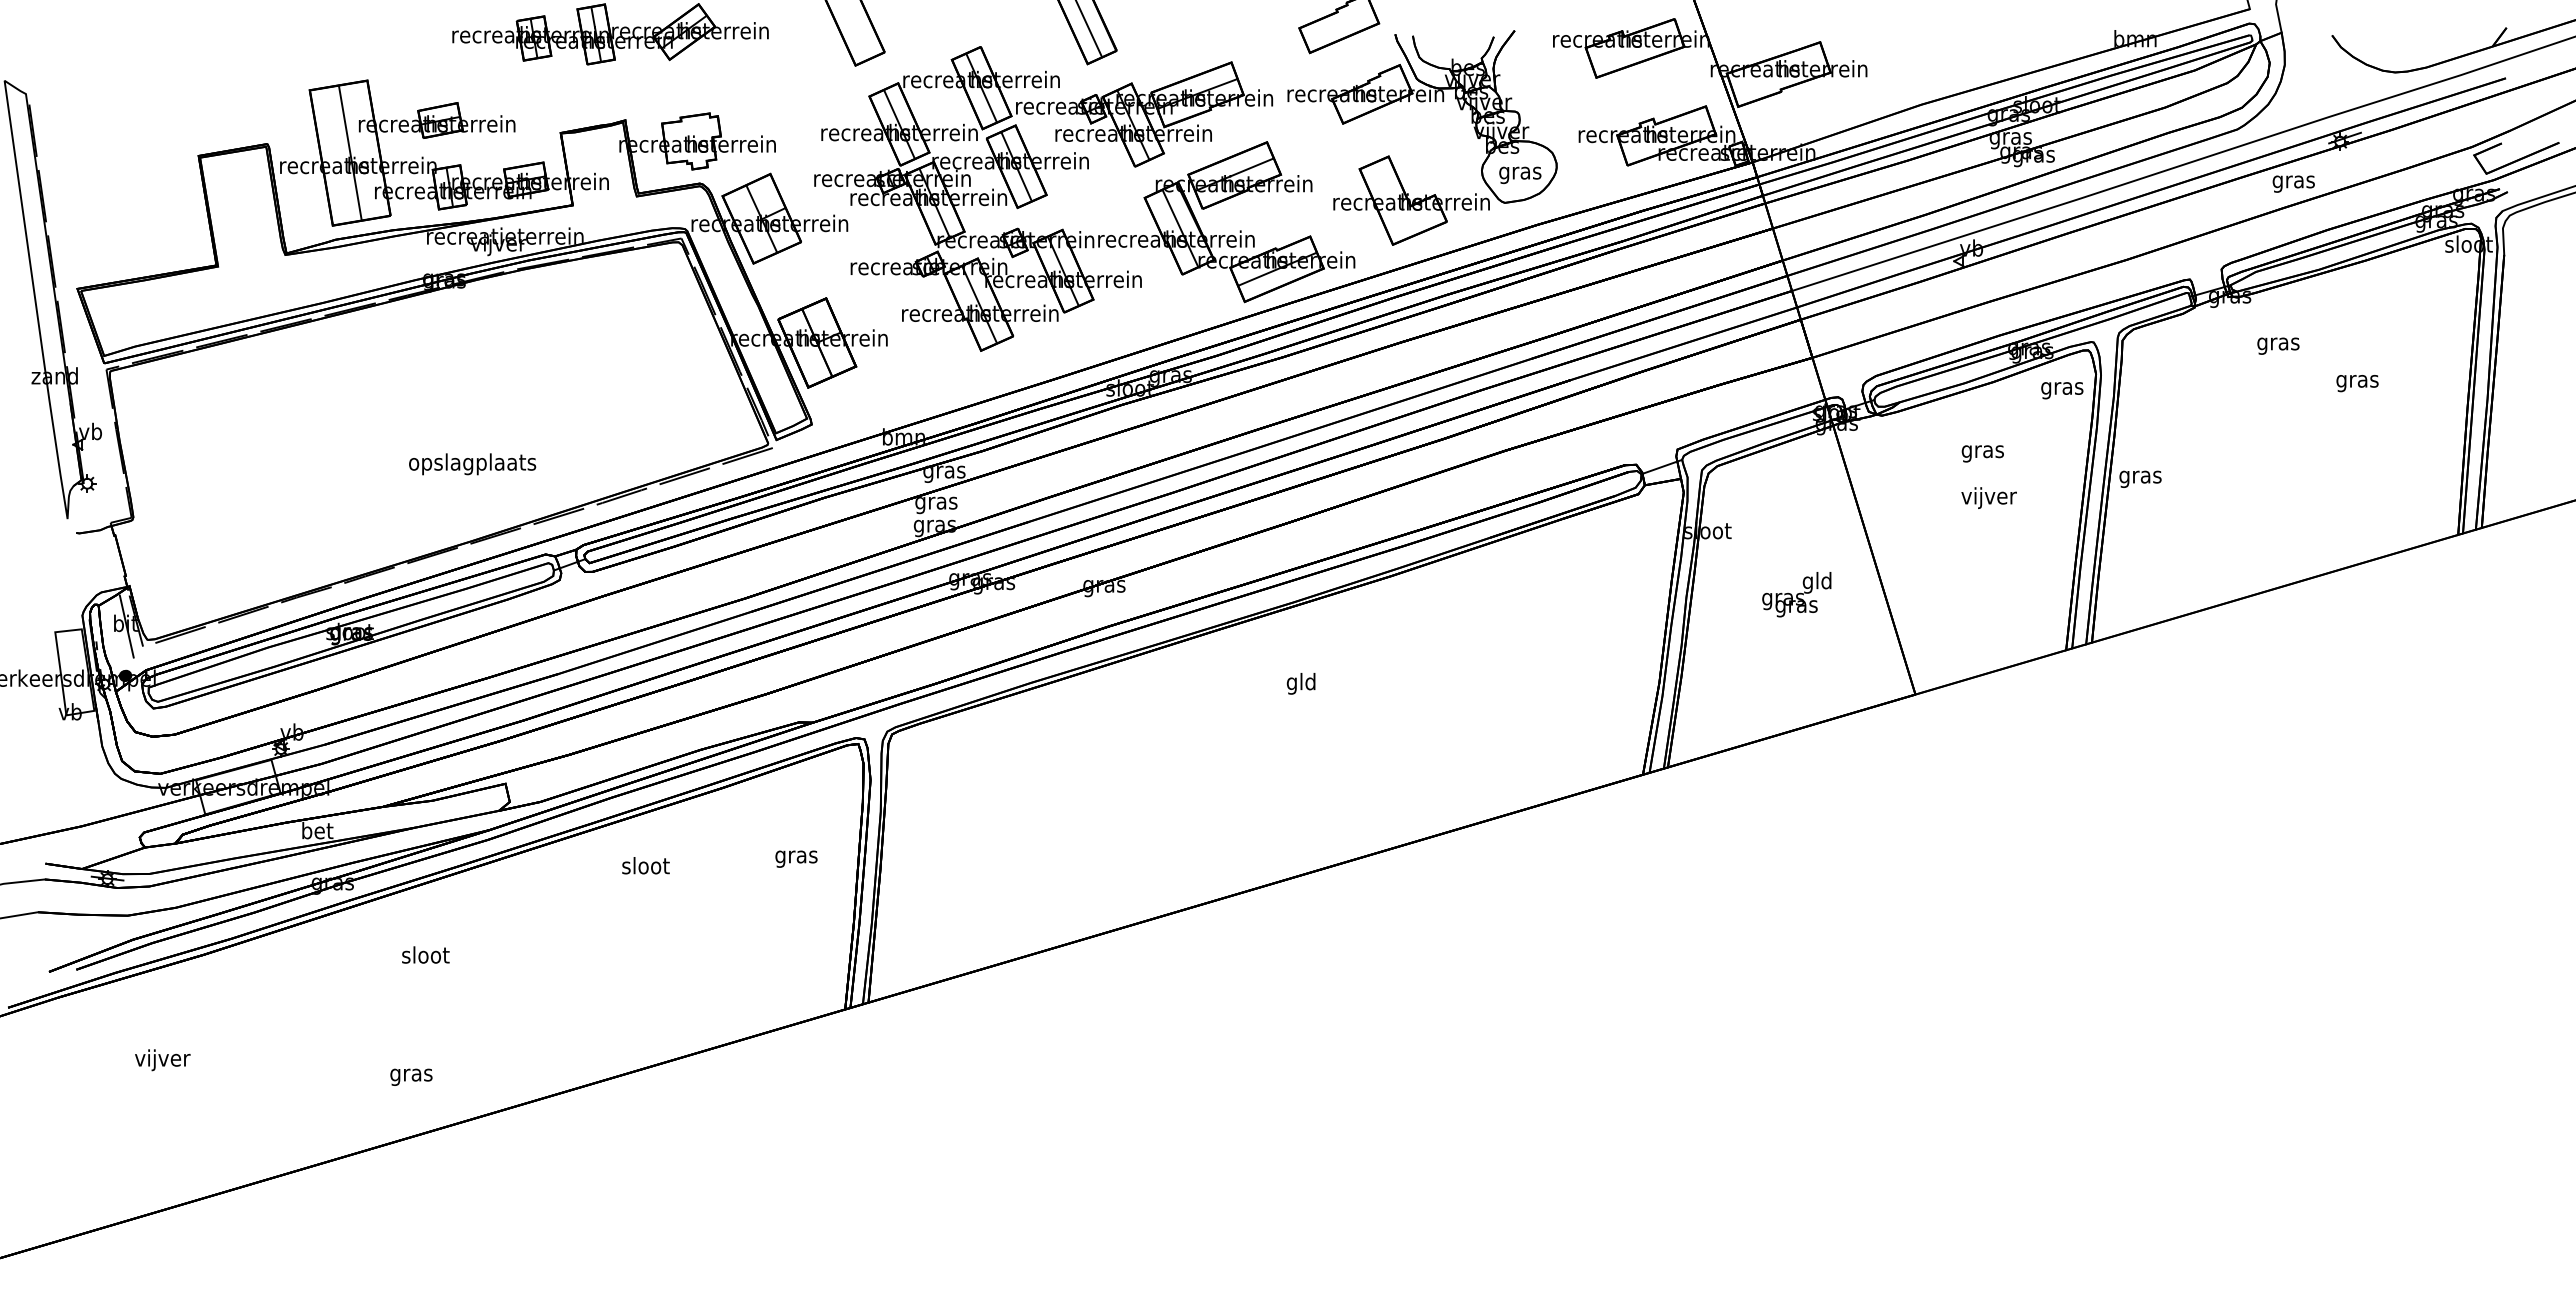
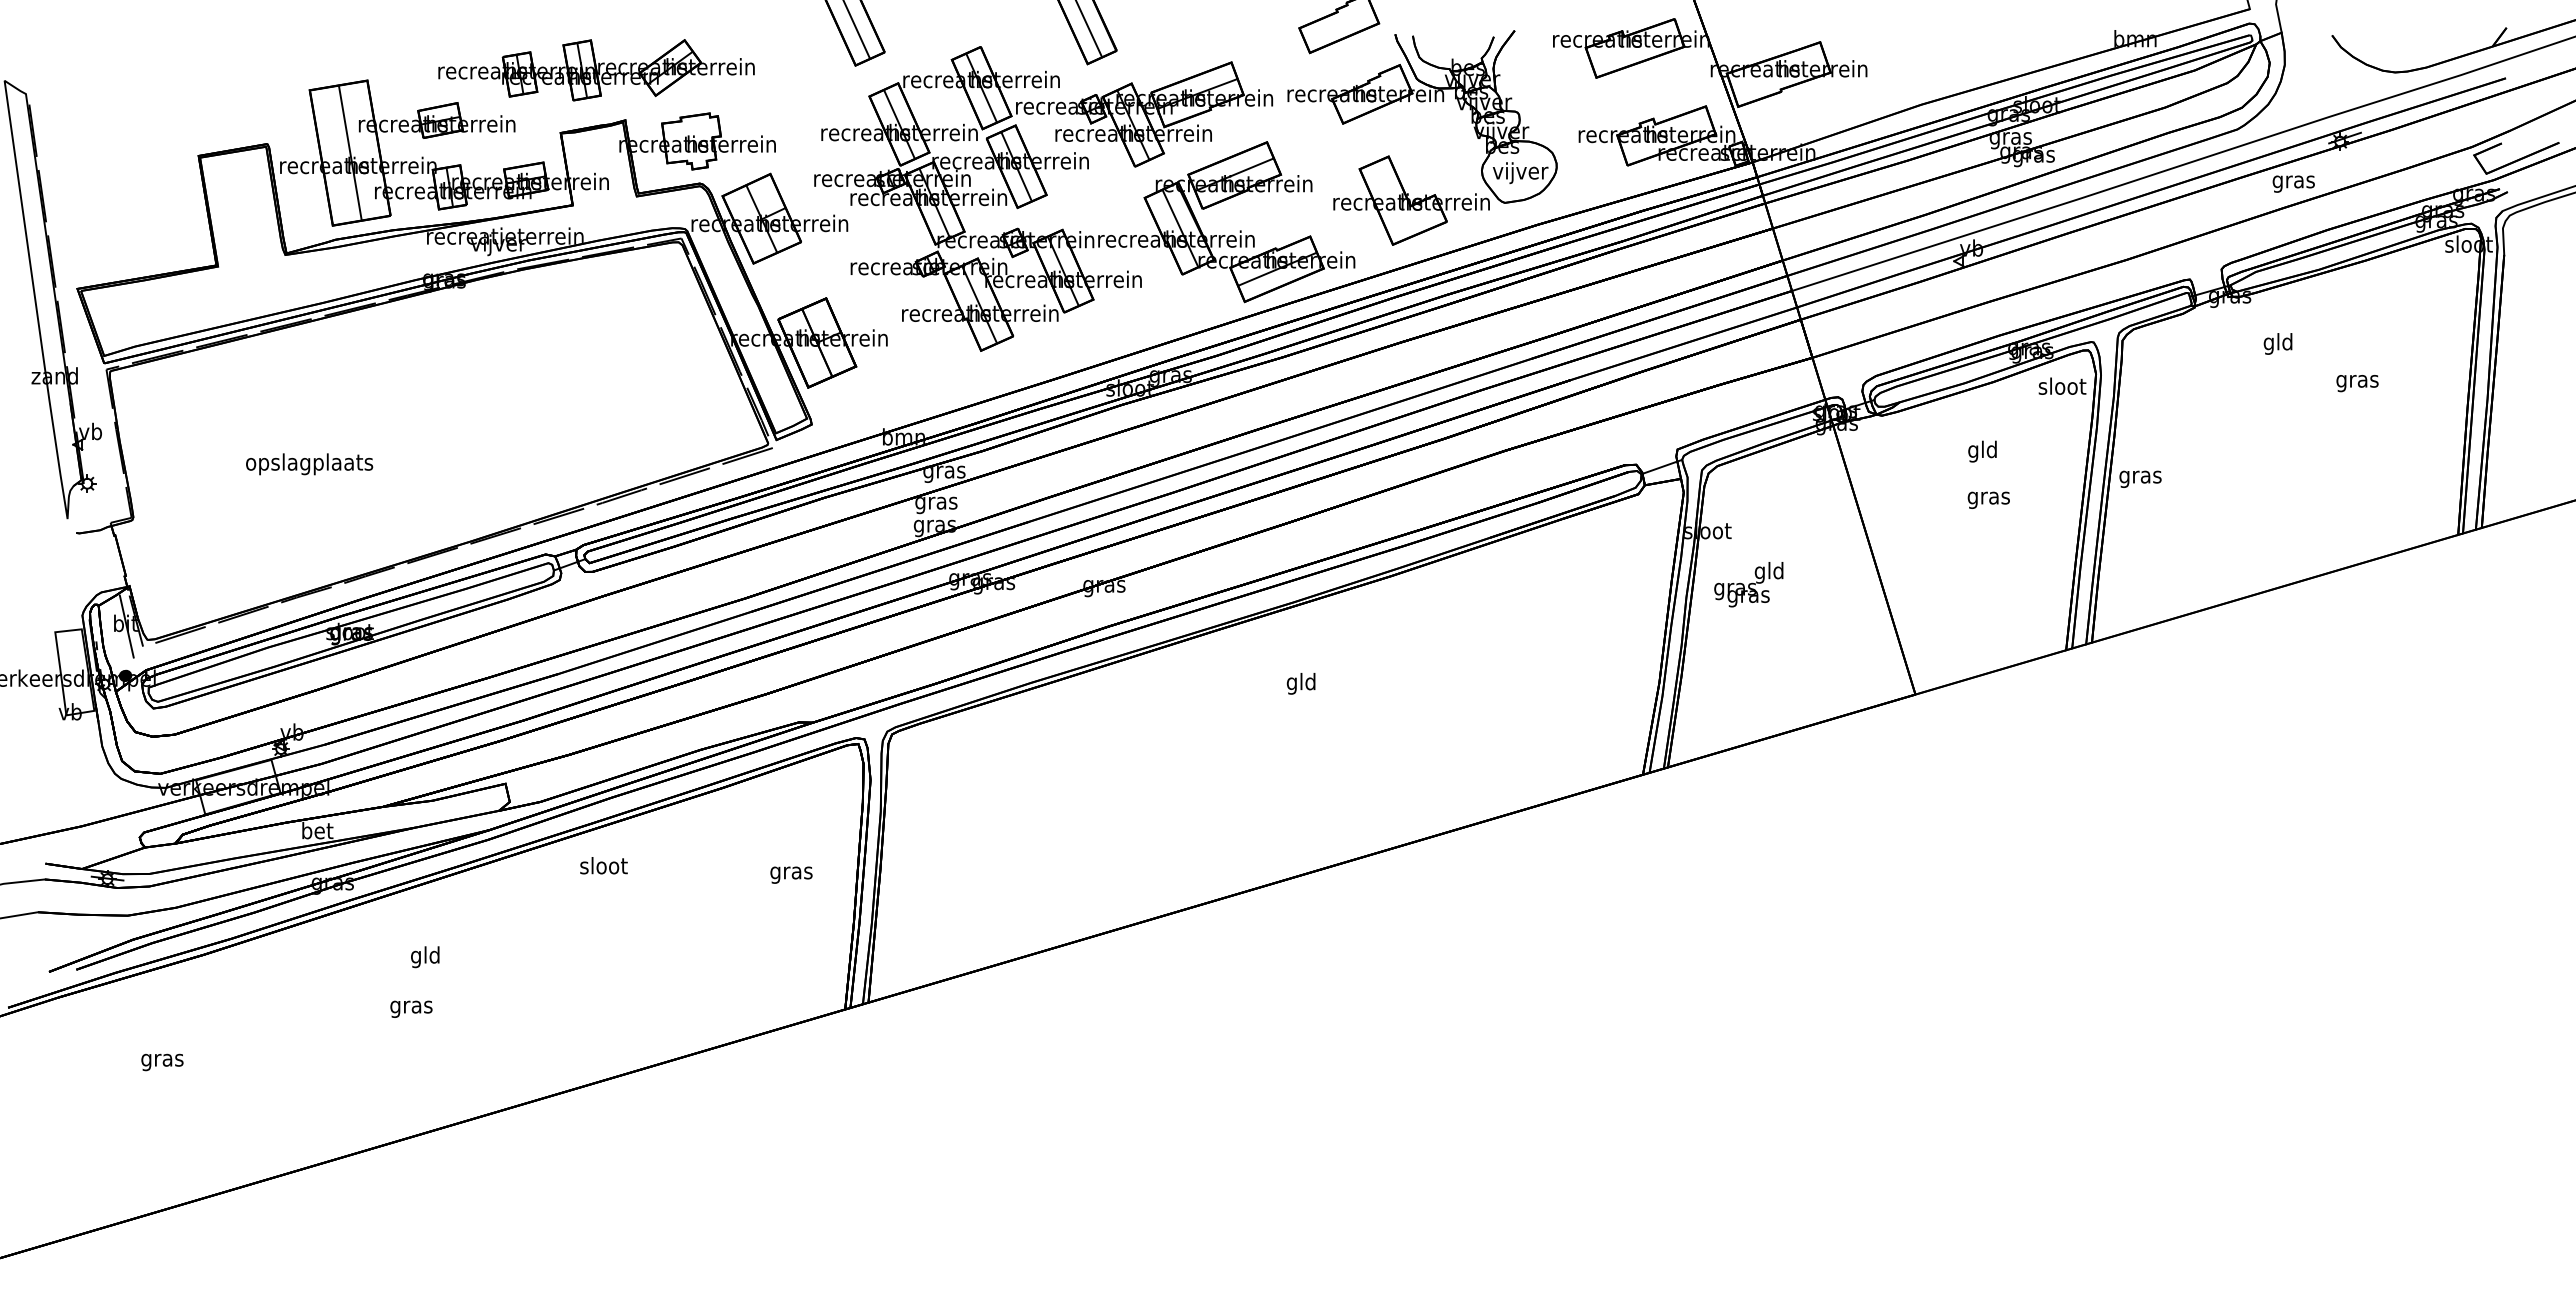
line: none -> present (857, 30)
part position: (610, 34) -> (596, 70) (596, 70)
text: gras -> vijver (1520, 173)
text: gras -> gld (2278, 343)
text: gras -> sloot (2062, 388)
text: gras -> gld (1982, 451)
text position: (472, 464) -> (309, 464) (309, 464)
text: vijver -> gras (1988, 498)
text position: (1796, 594) -> (1748, 584) (1748, 584)
text position: (796, 858) -> (791, 874) (791, 874)
text position: (645, 865) -> (603, 865) (603, 865)
text: sloot -> gld (425, 957)
text: vijver -> gras (162, 1060)
text position: (411, 1076) -> (411, 1008) (411, 1008)
